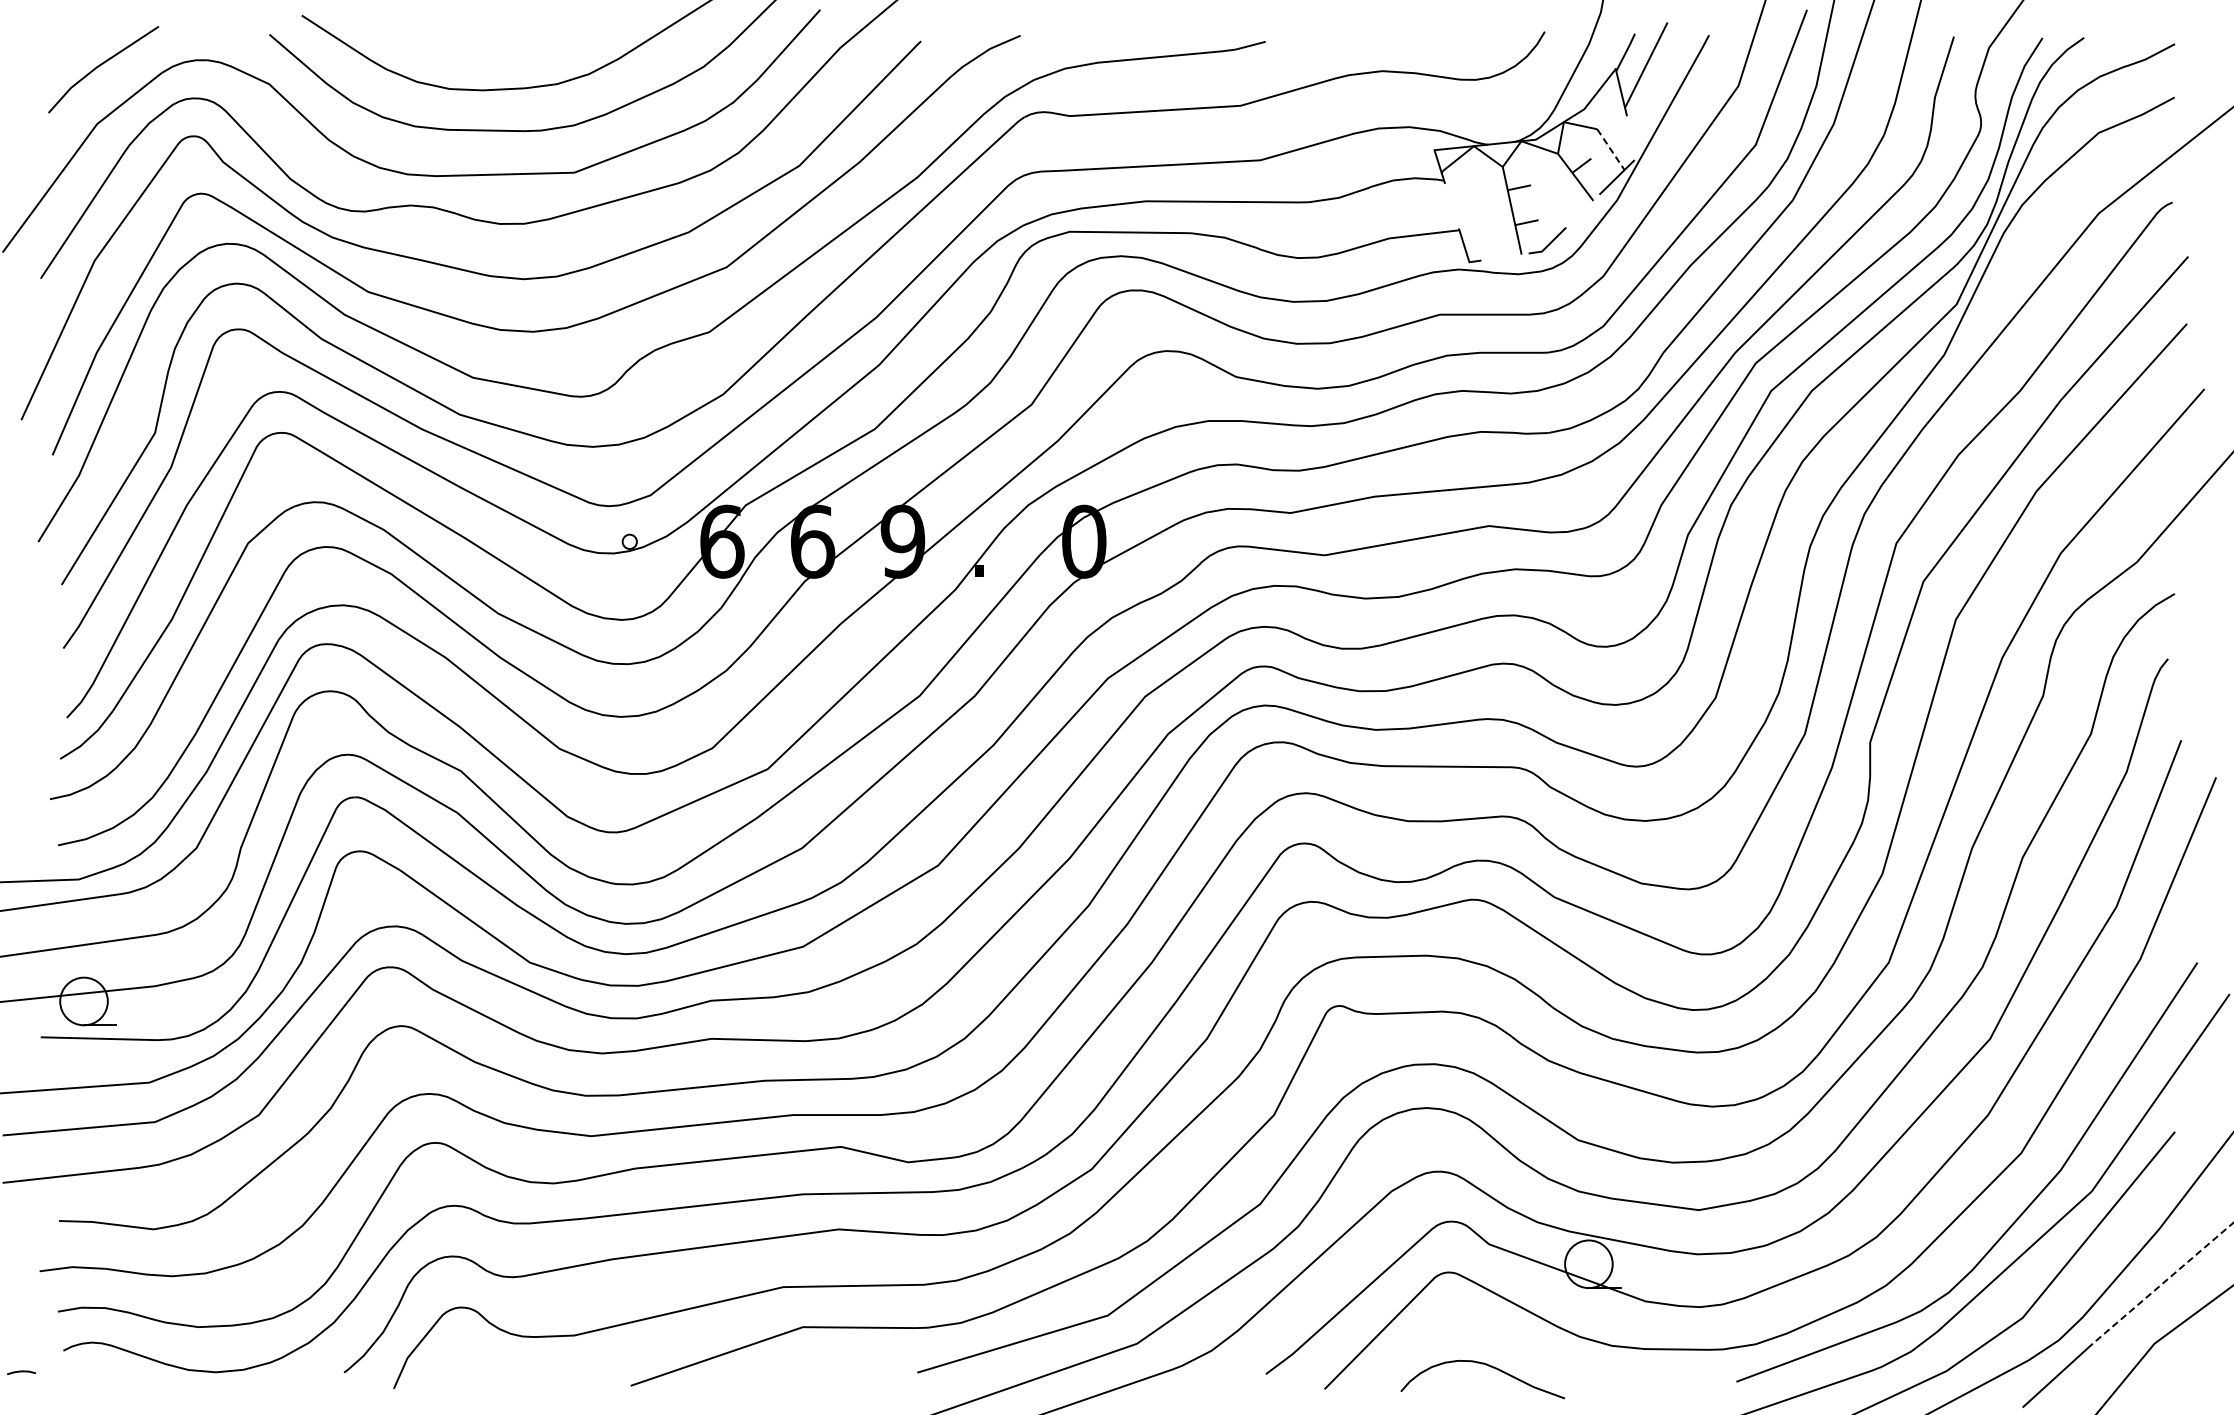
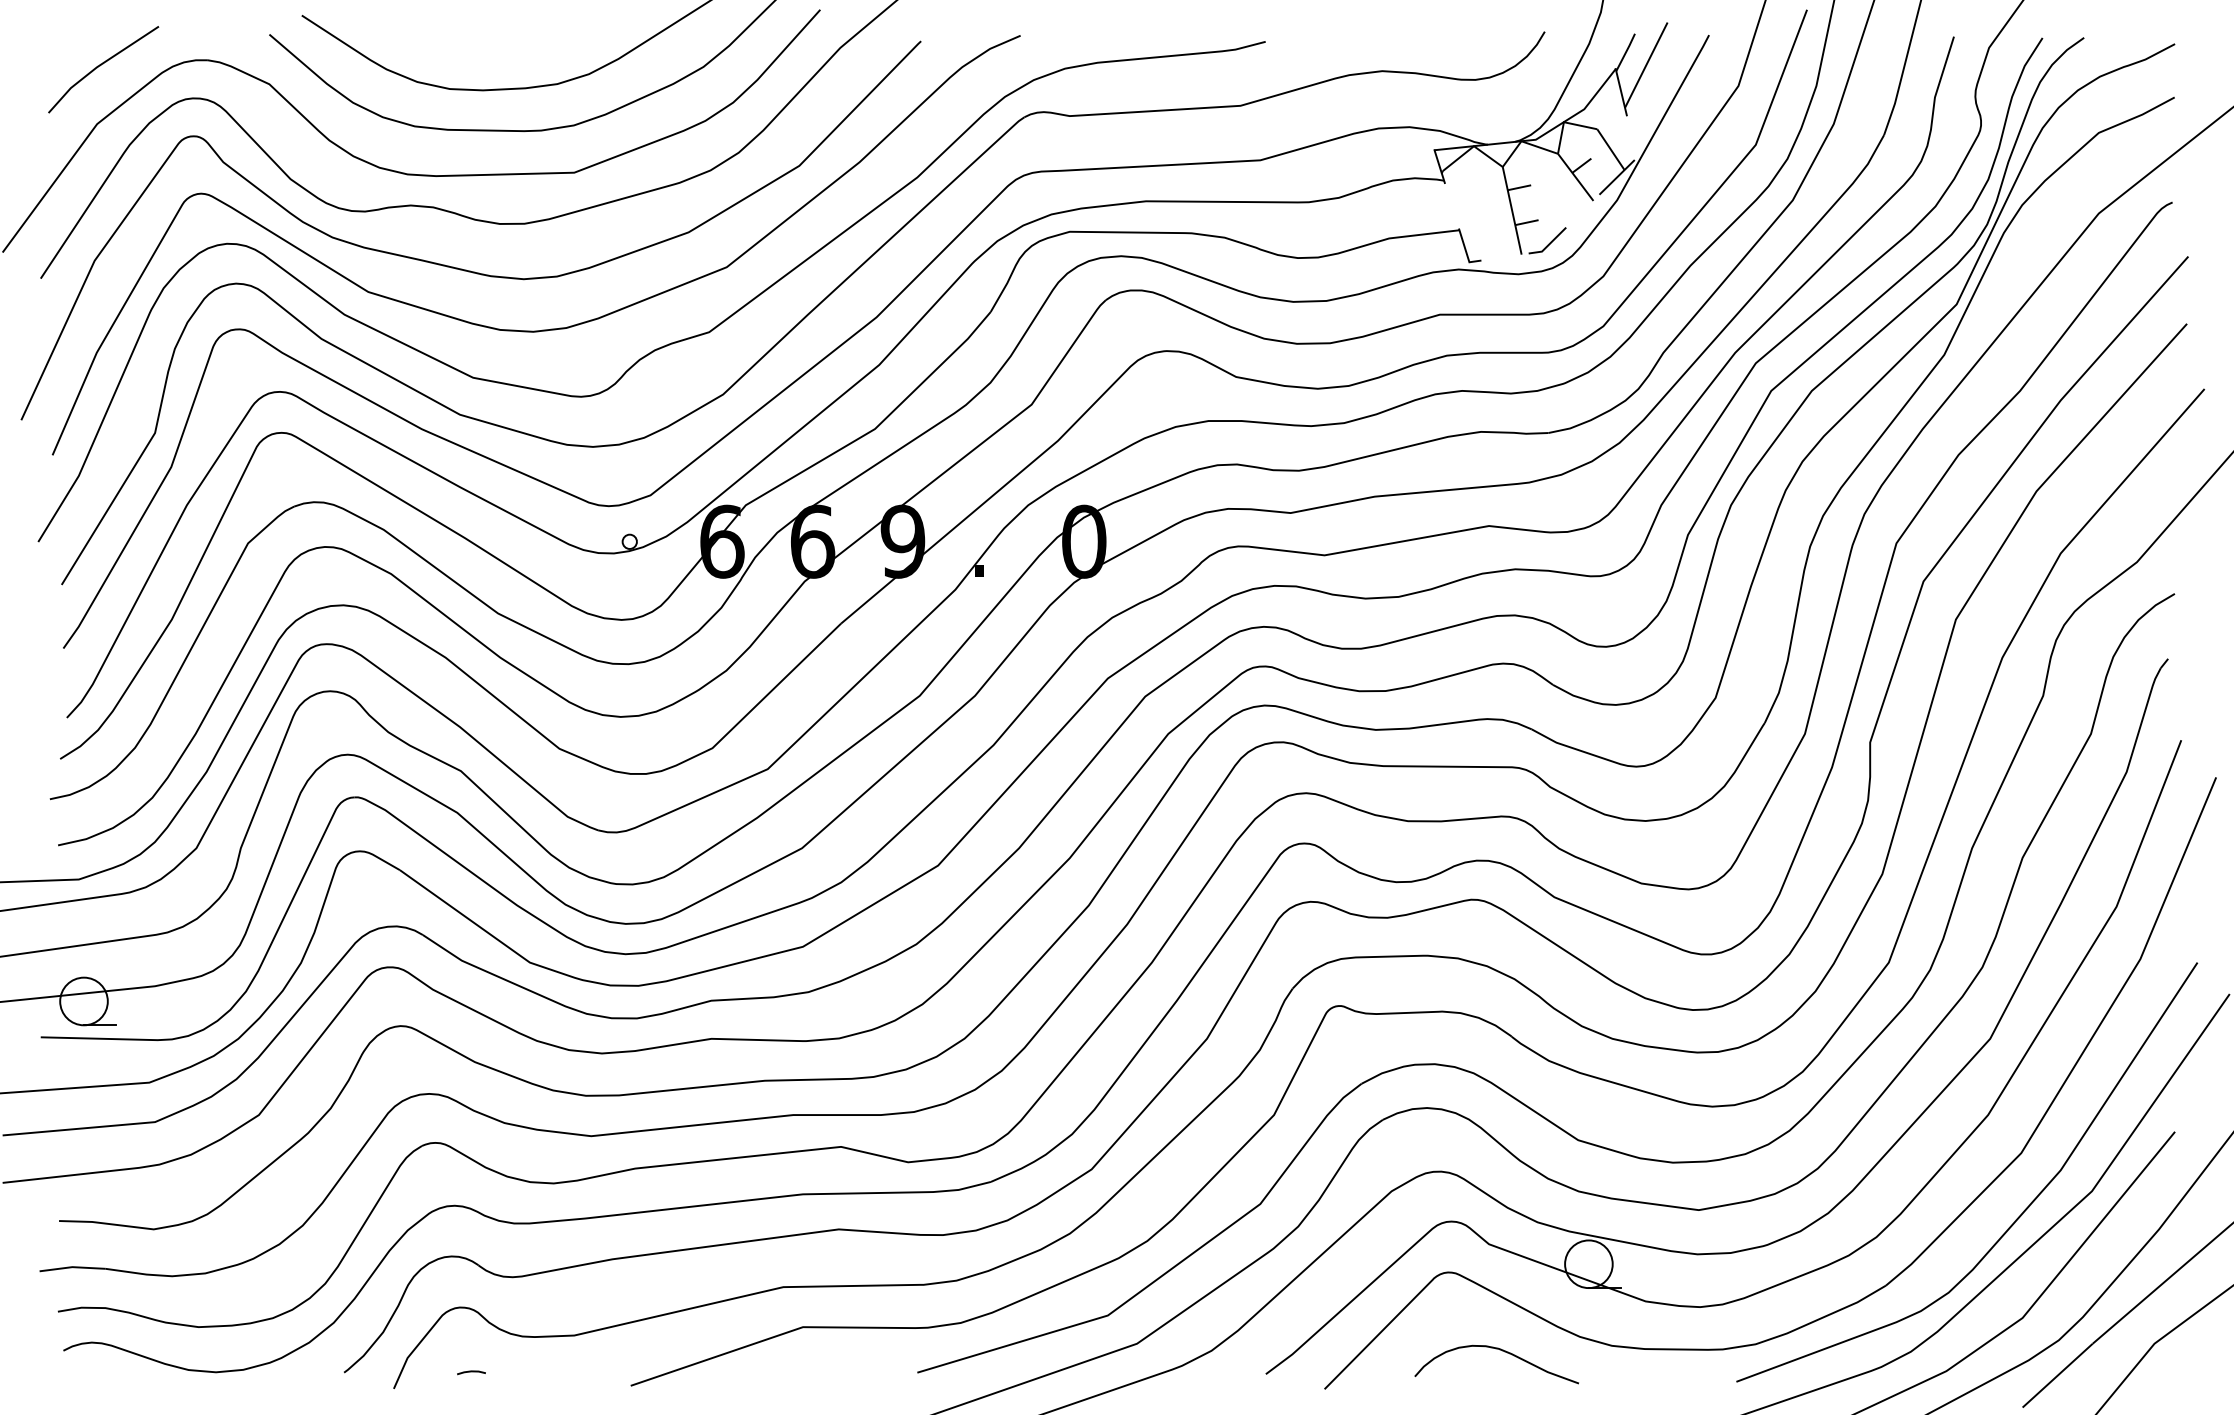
line: dashed -> solid (1610, 149)
line: dashed -> solid (2162, 1283)
curve position: (1485, 1365) -> (1499, 1350) (1499, 1350)
line position: (21, 1372) -> (471, 1372) (471, 1372)
